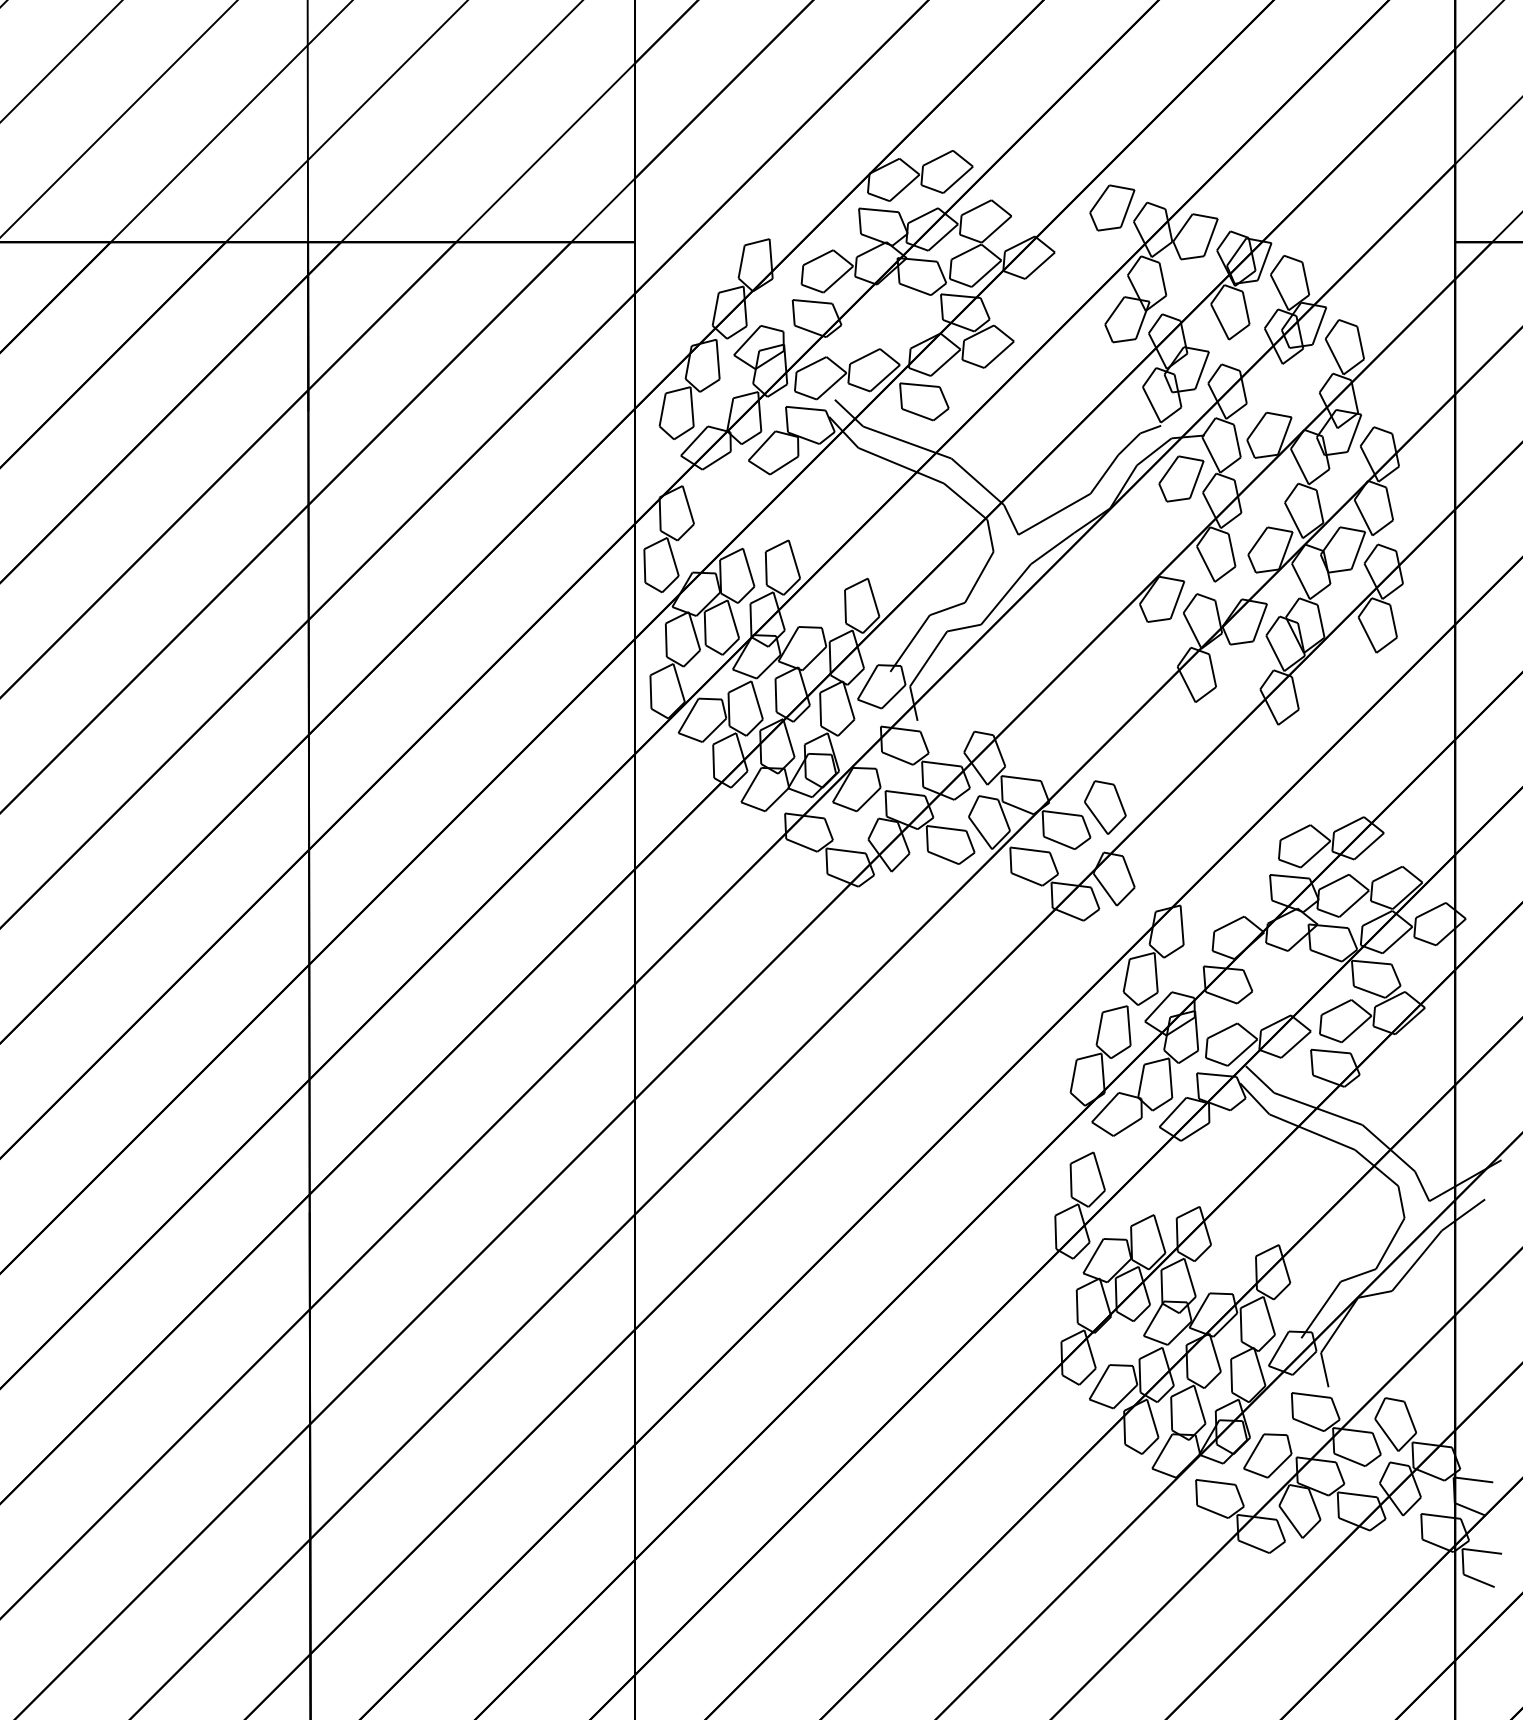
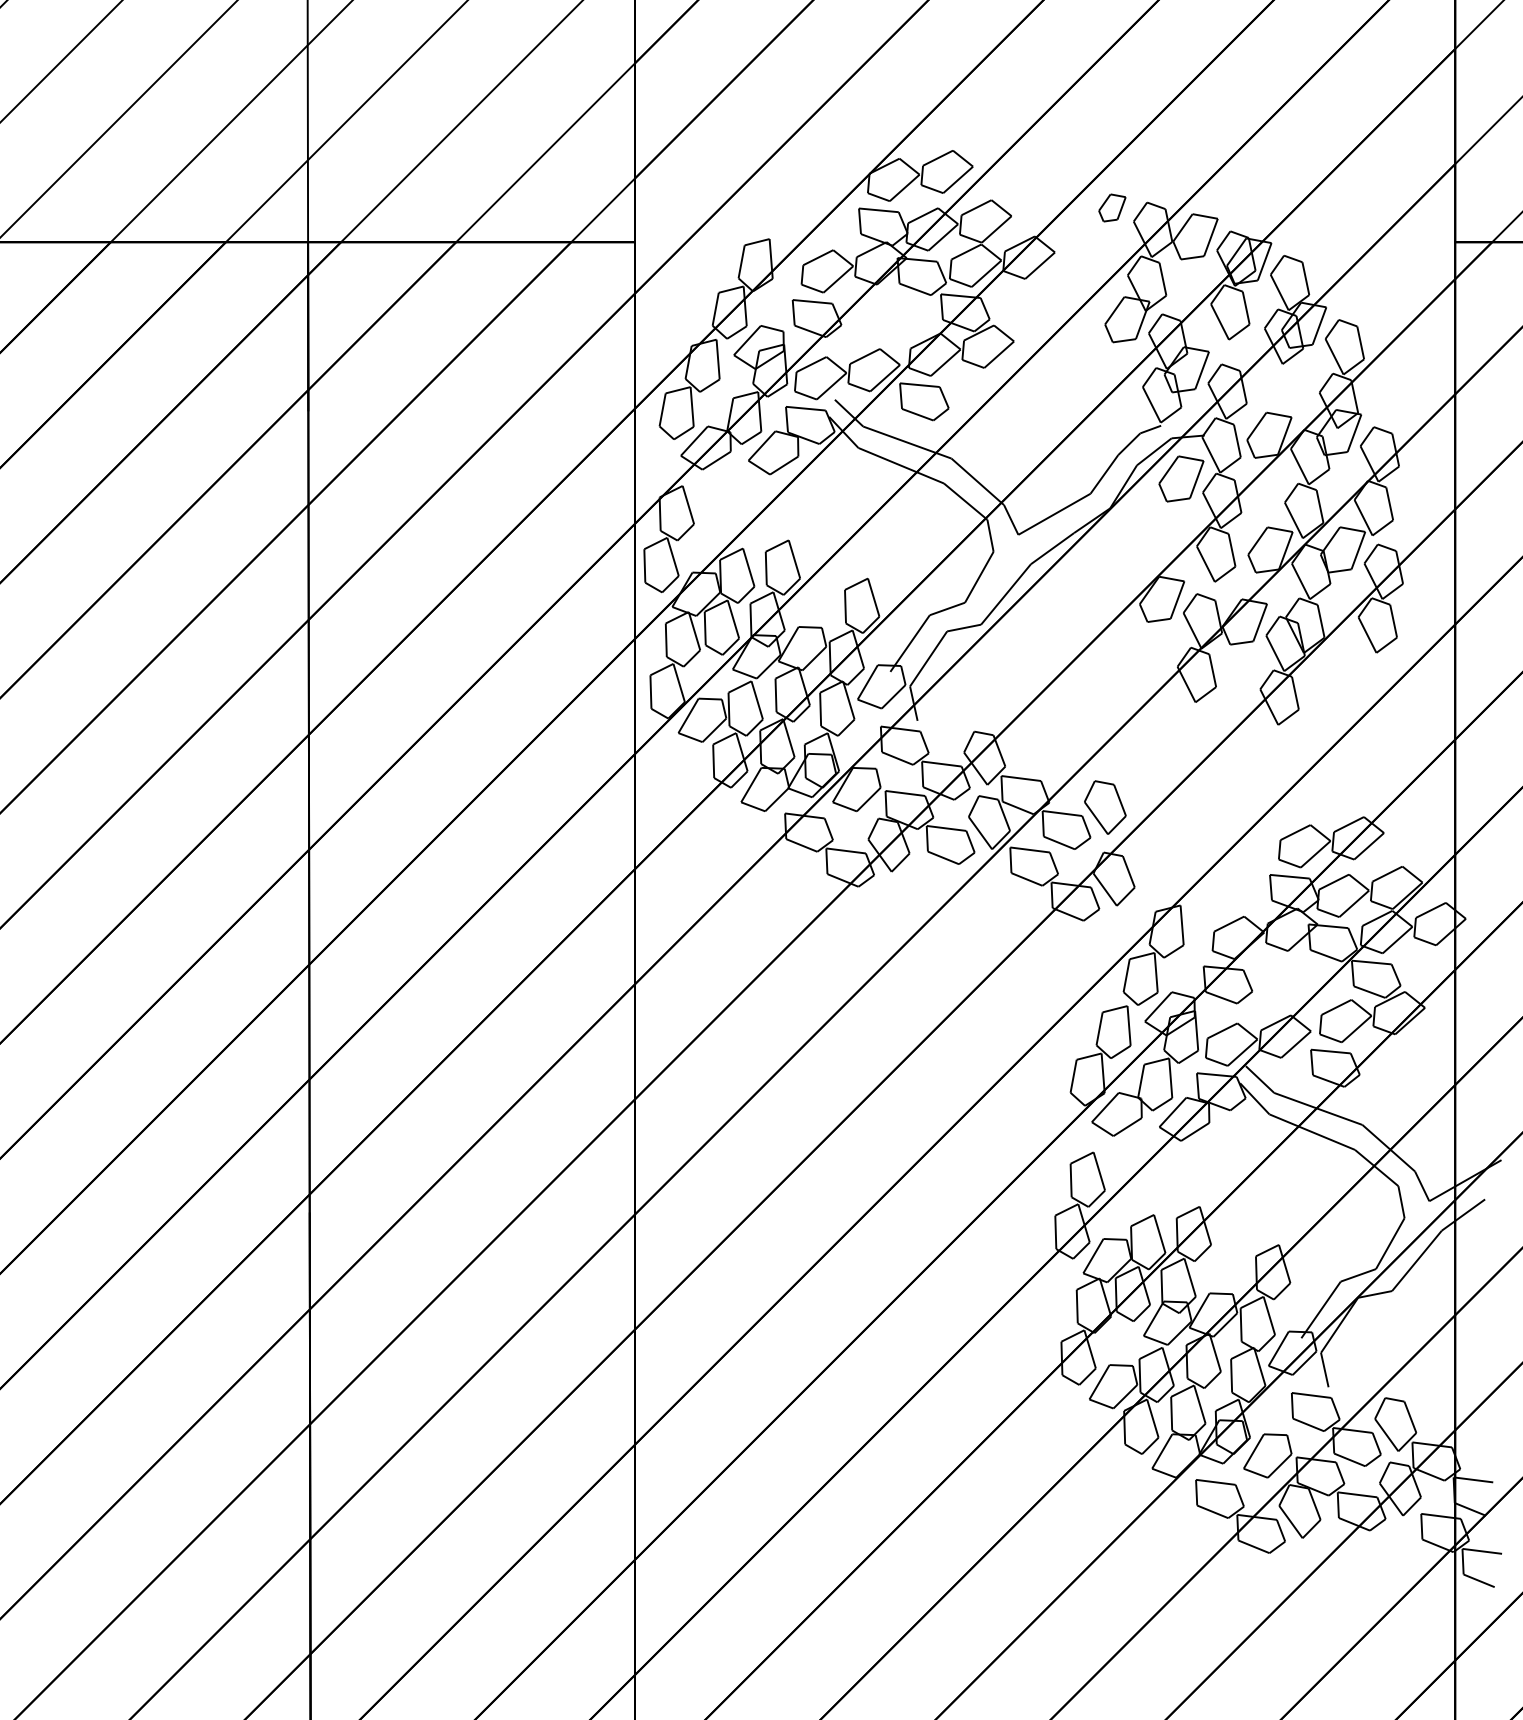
part size: 47x48 px -> 29x30 px (1112, 207)
